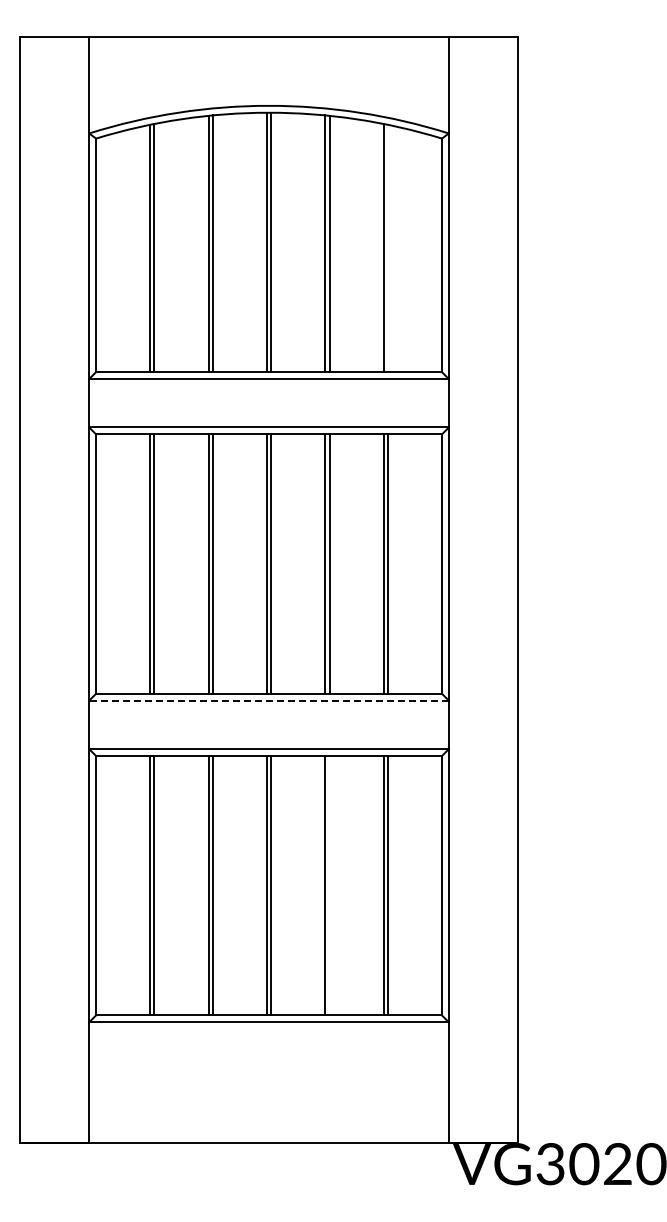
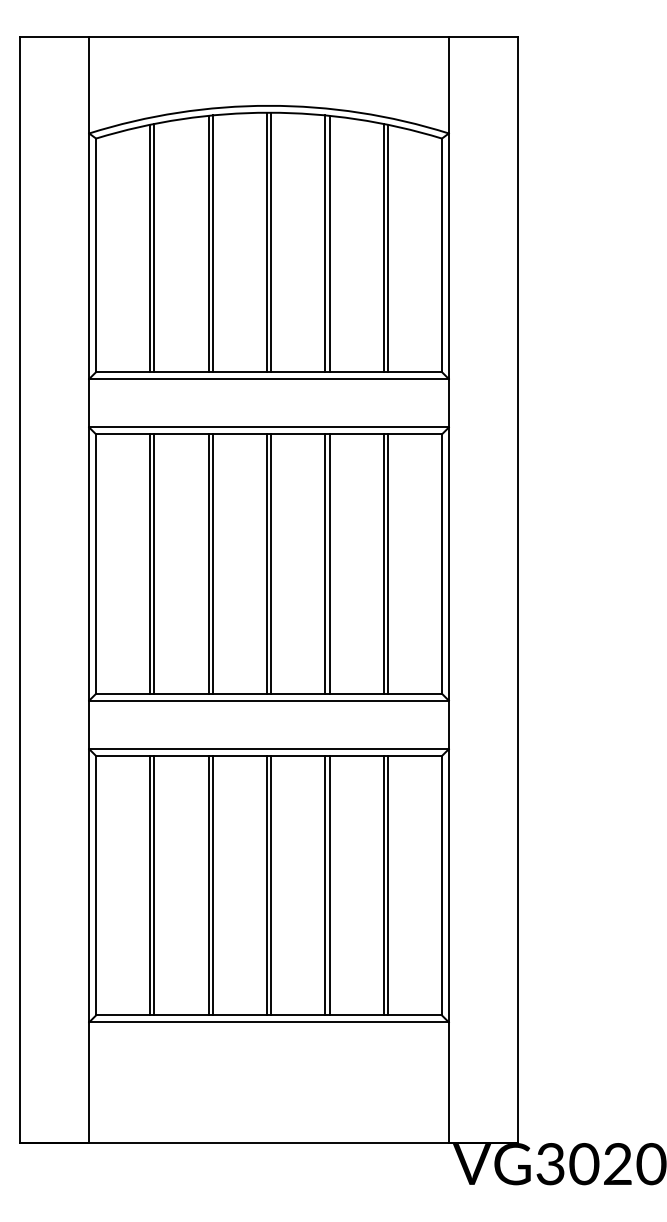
line: none -> present (387, 248)
line: dashed -> solid (269, 700)
line: none -> present (329, 885)
